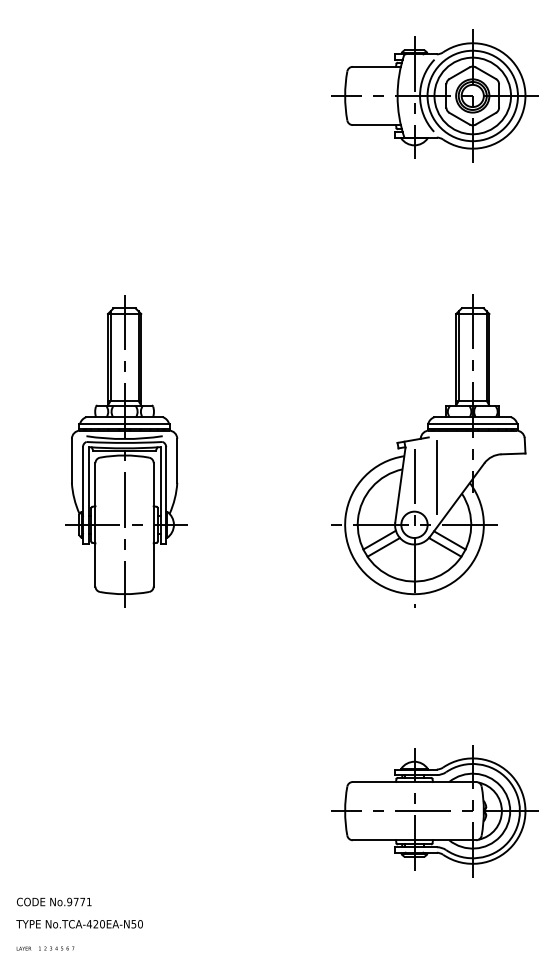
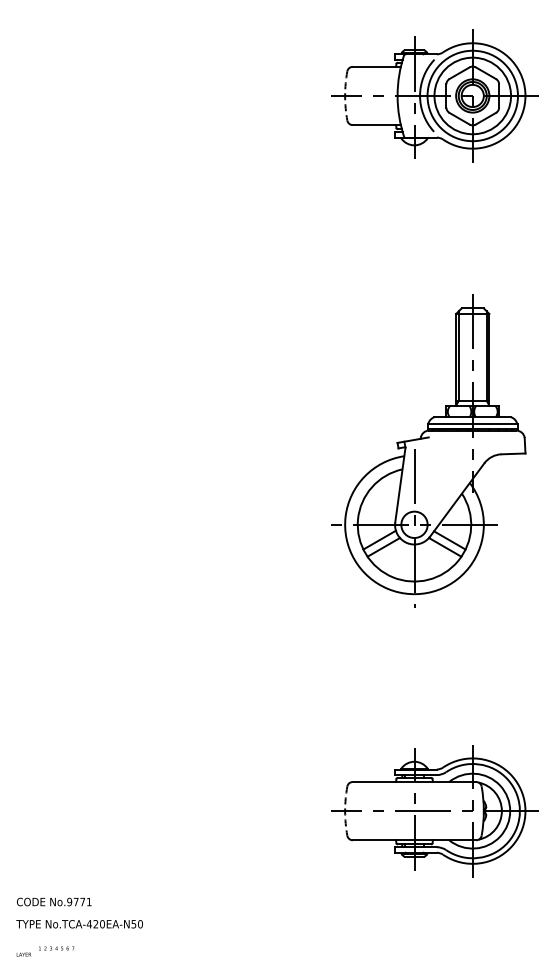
arc: solid -> dashed (345, 95)
part: present -> none (126, 451)
line: present -> none (436, 477)
arc: solid -> dashed (345, 811)
text position: (23, 948) -> (23, 954) (23, 954)
